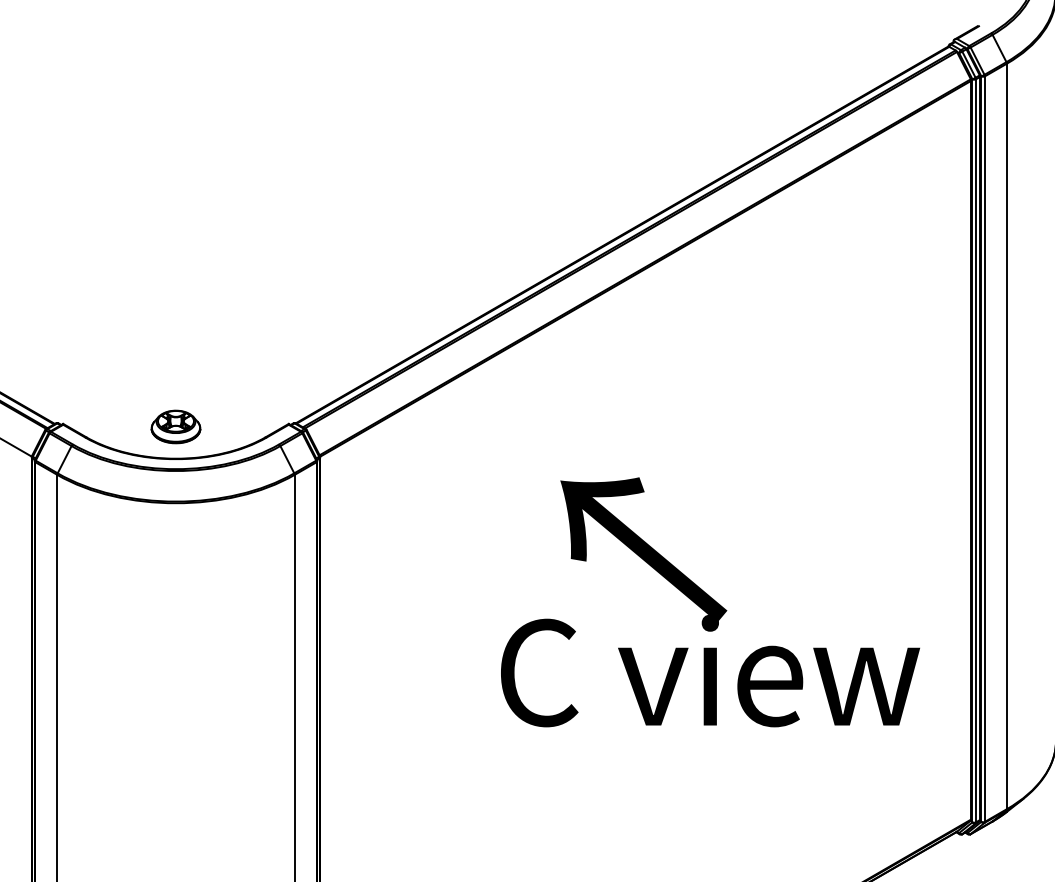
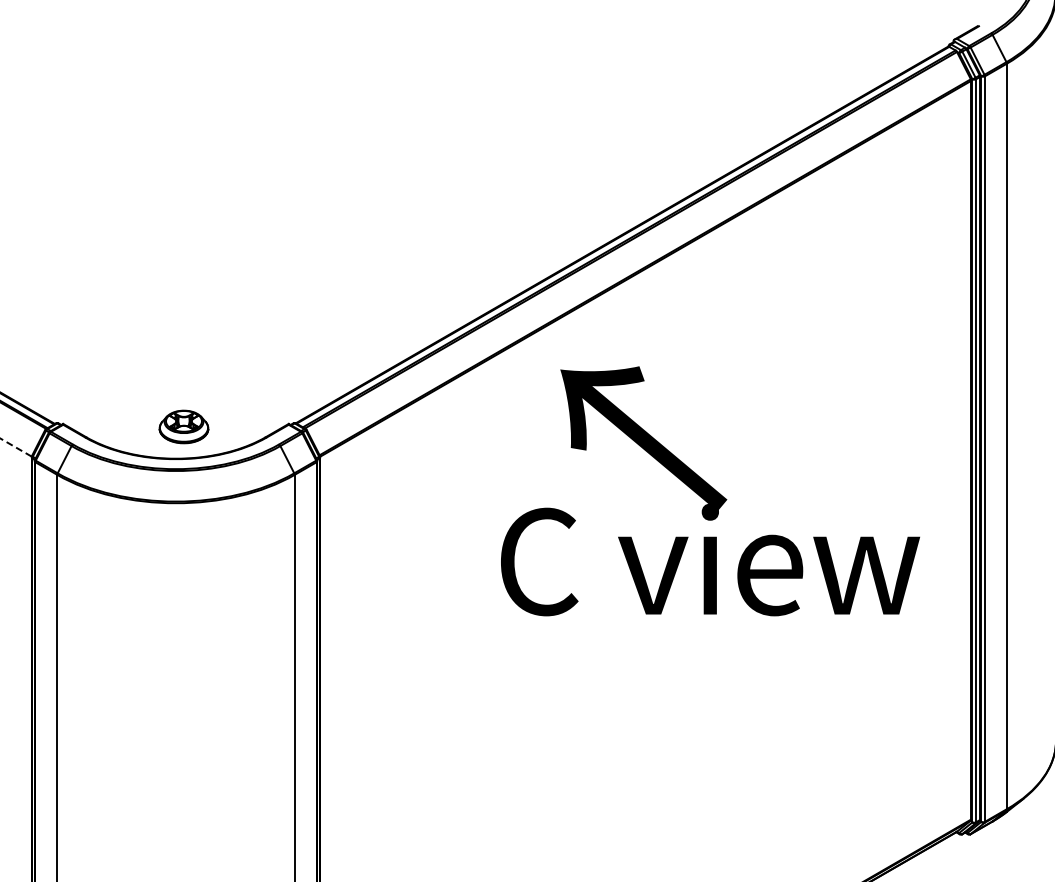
part position: (175, 426) -> (183, 426) (183, 426)
line: solid -> dashed (16, 447)
text position: (710, 602) -> (710, 491) (710, 491)
